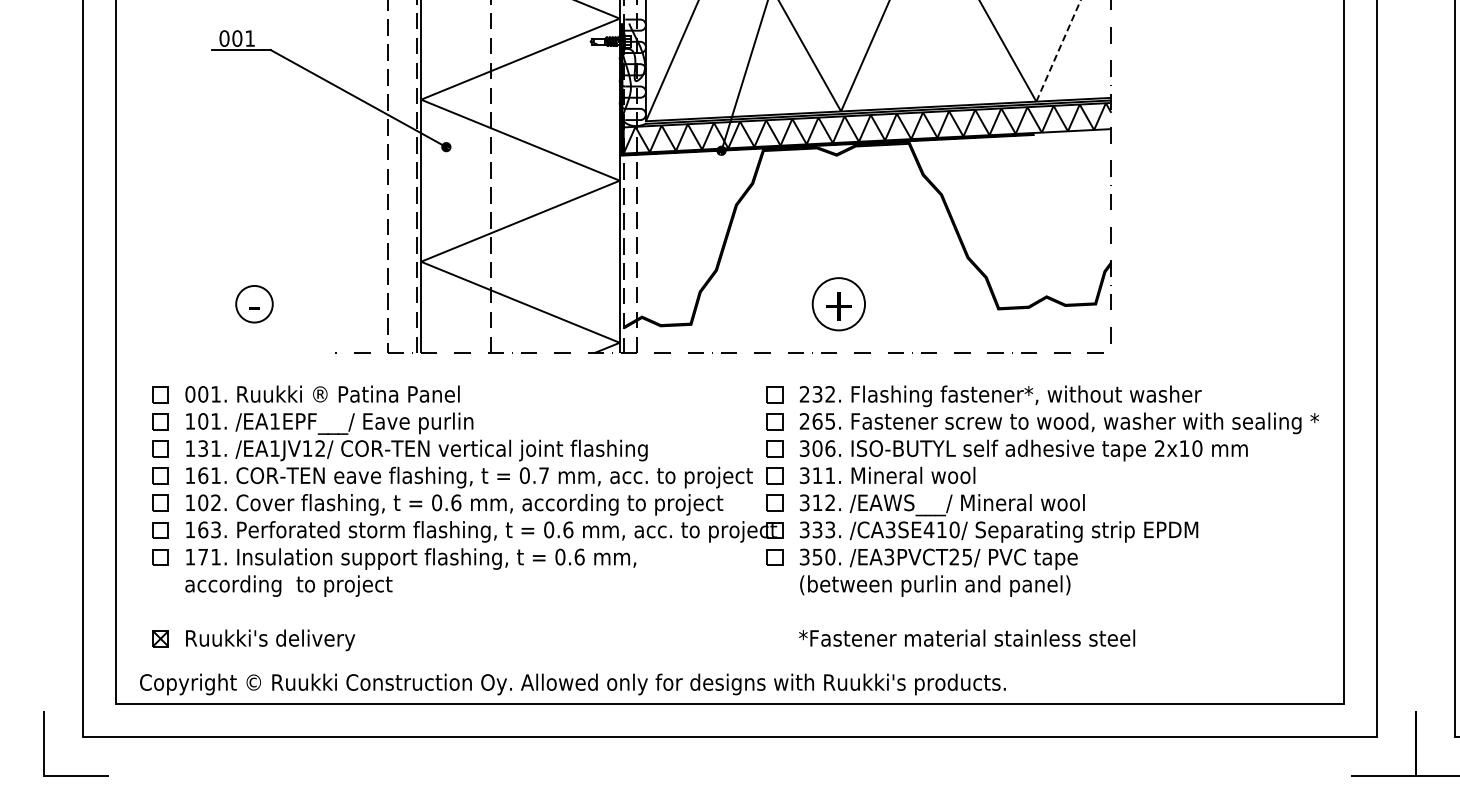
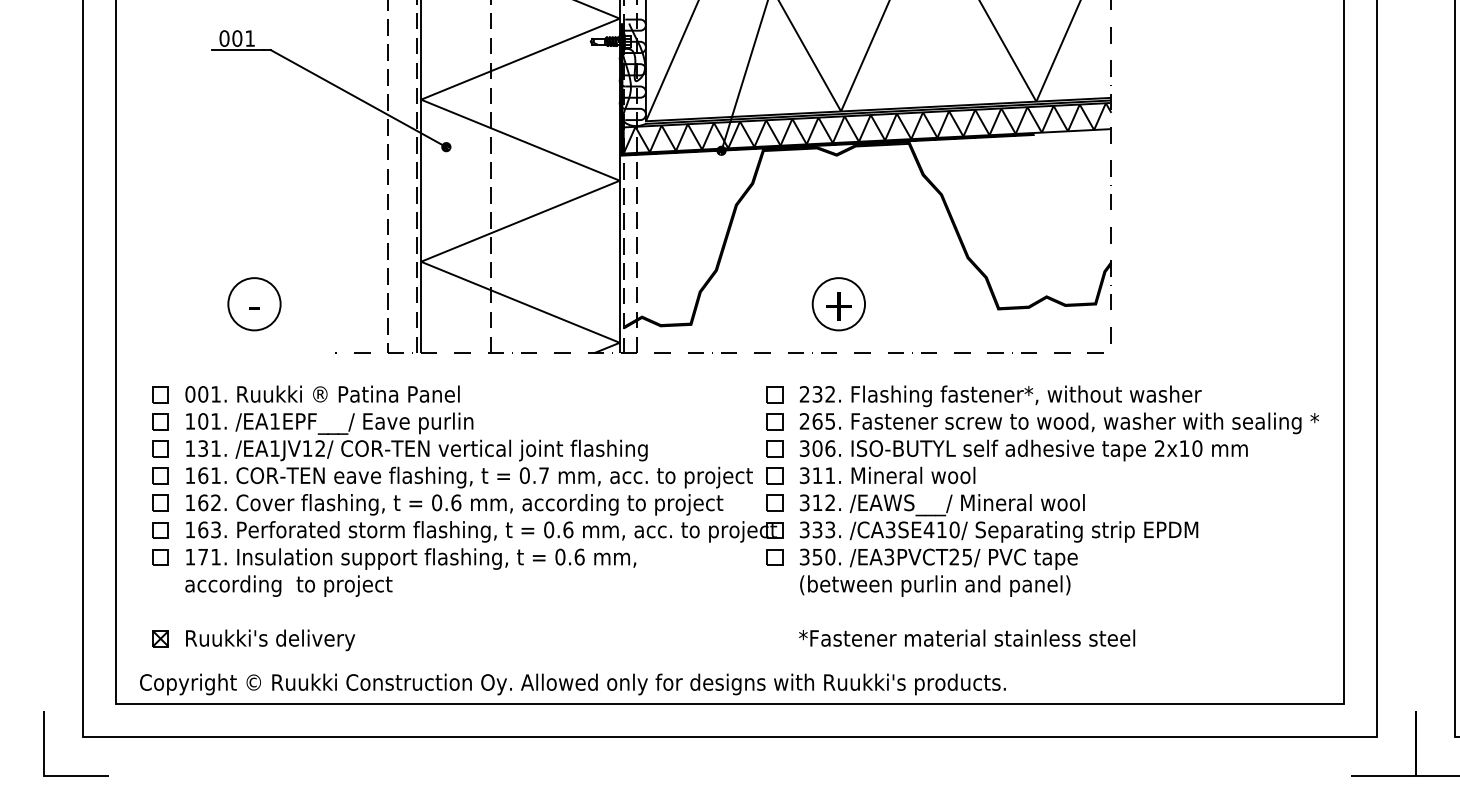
line: dashed -> solid (1058, 50)
circle diameter: 37 px -> 52 px (254, 304)
text: 102. -> 162. (203, 502)
